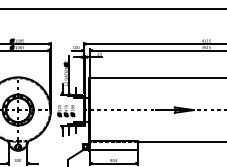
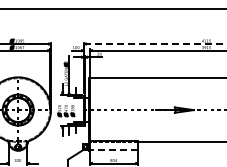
line: solid -> dashed (155, 44)
line: solid -> dashed (113, 149)
